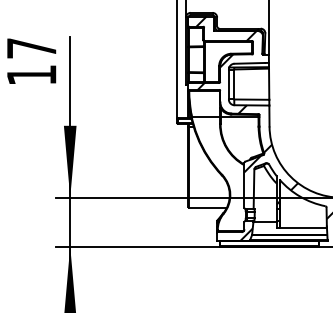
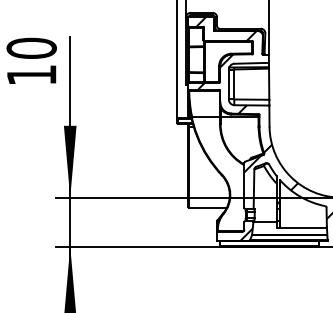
text: 17 -> 10 (31, 47)
